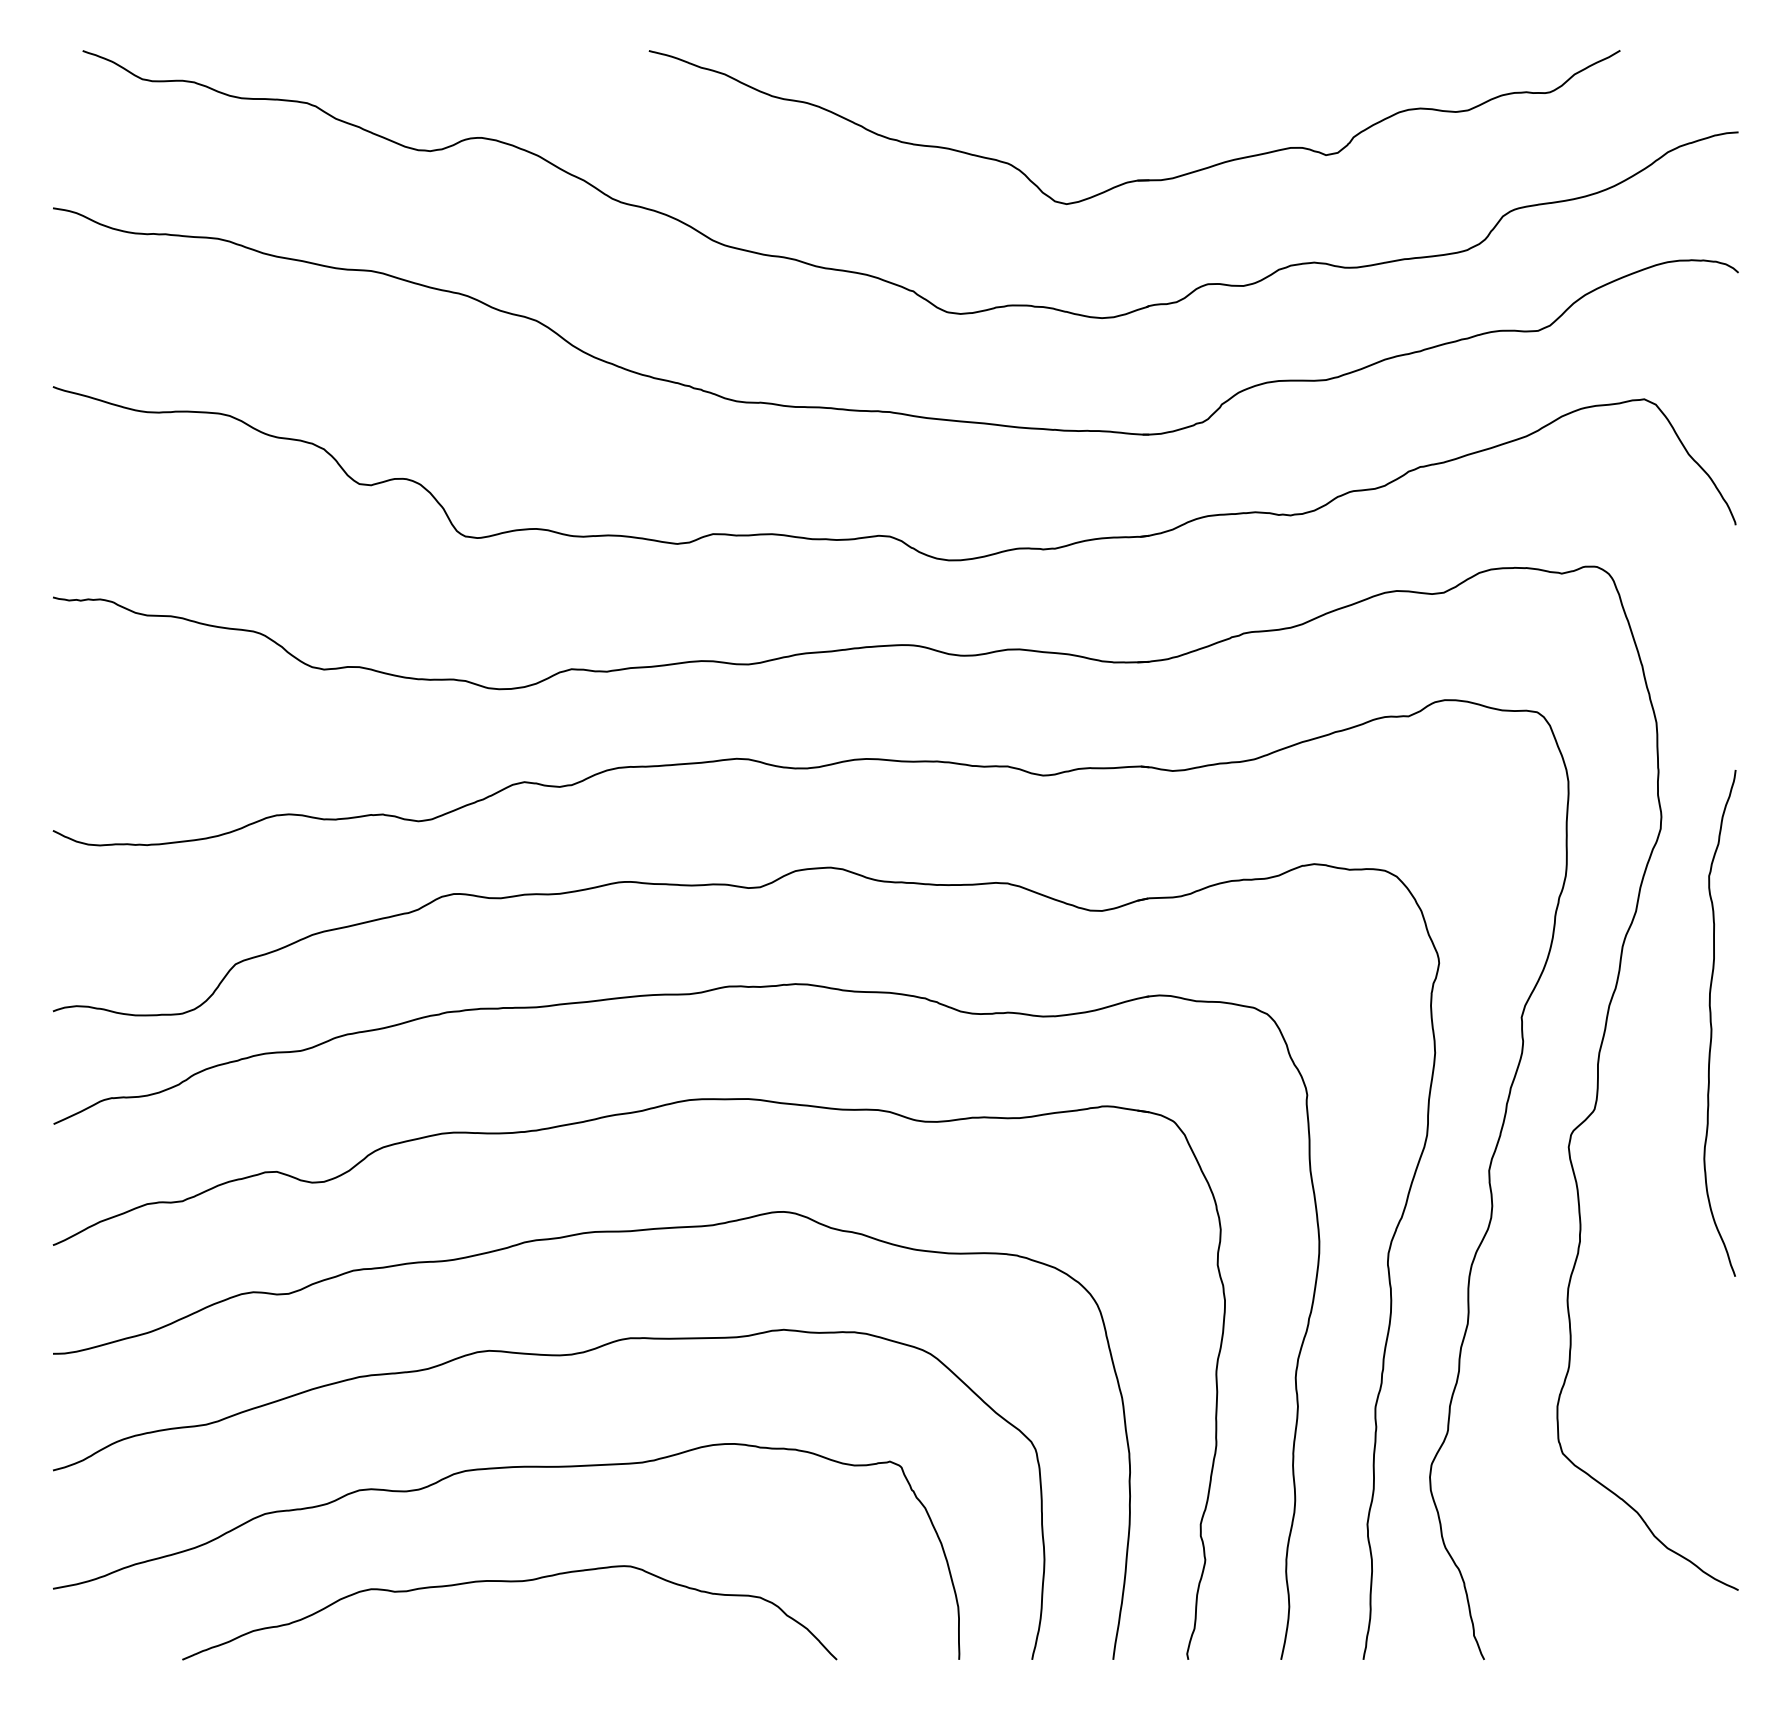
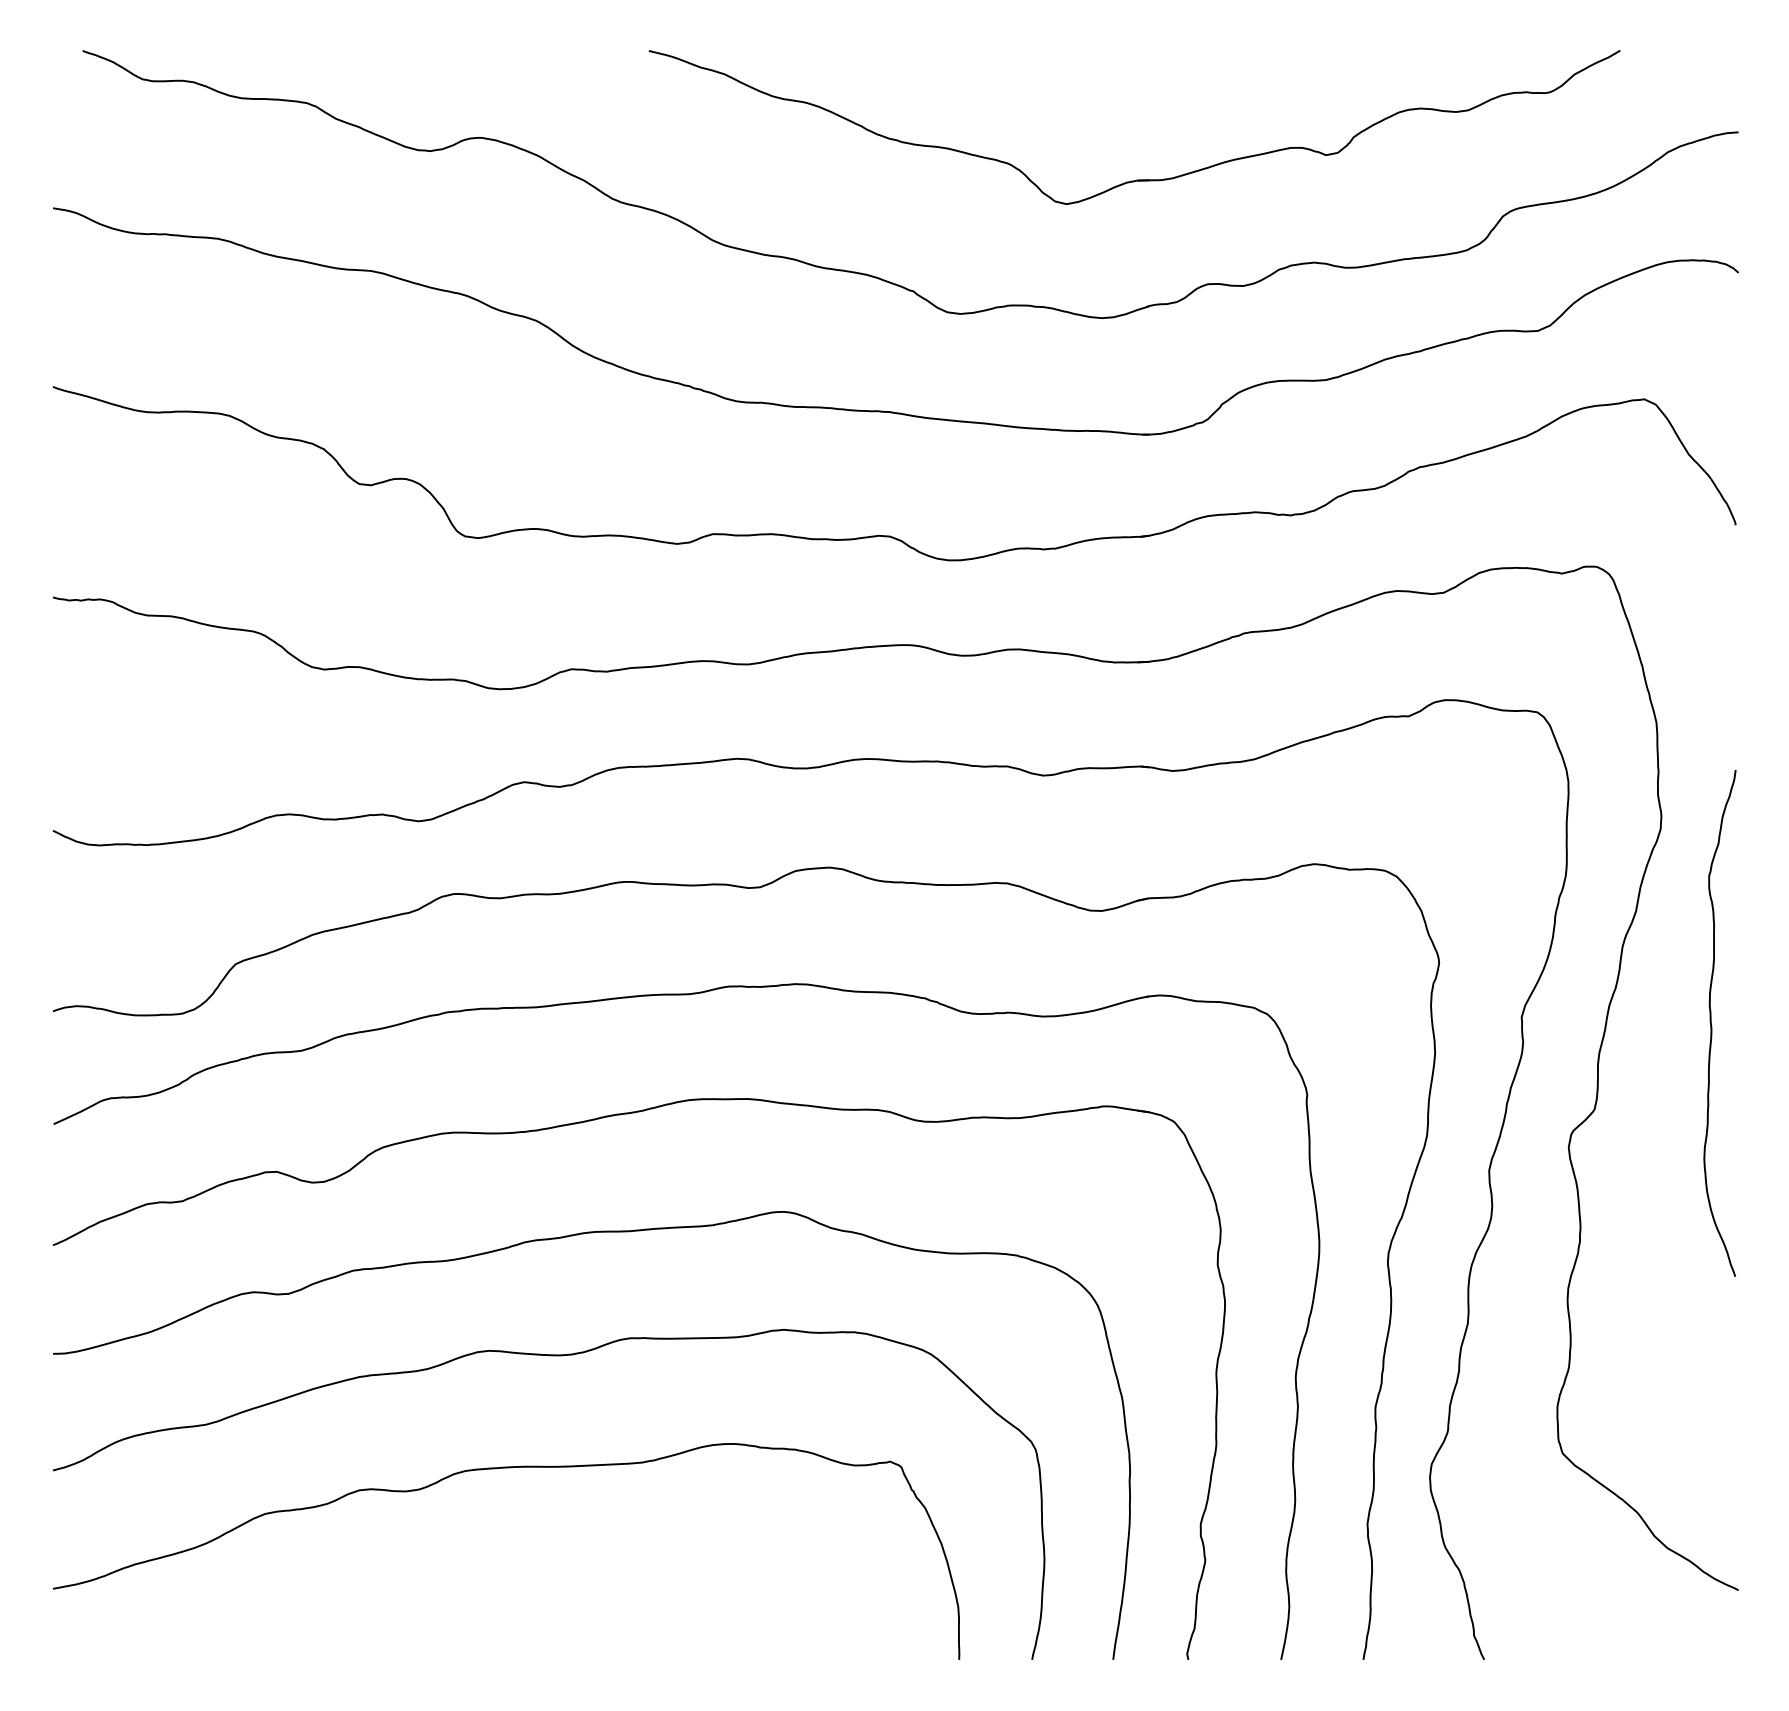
curve: present -> none (509, 1582)
